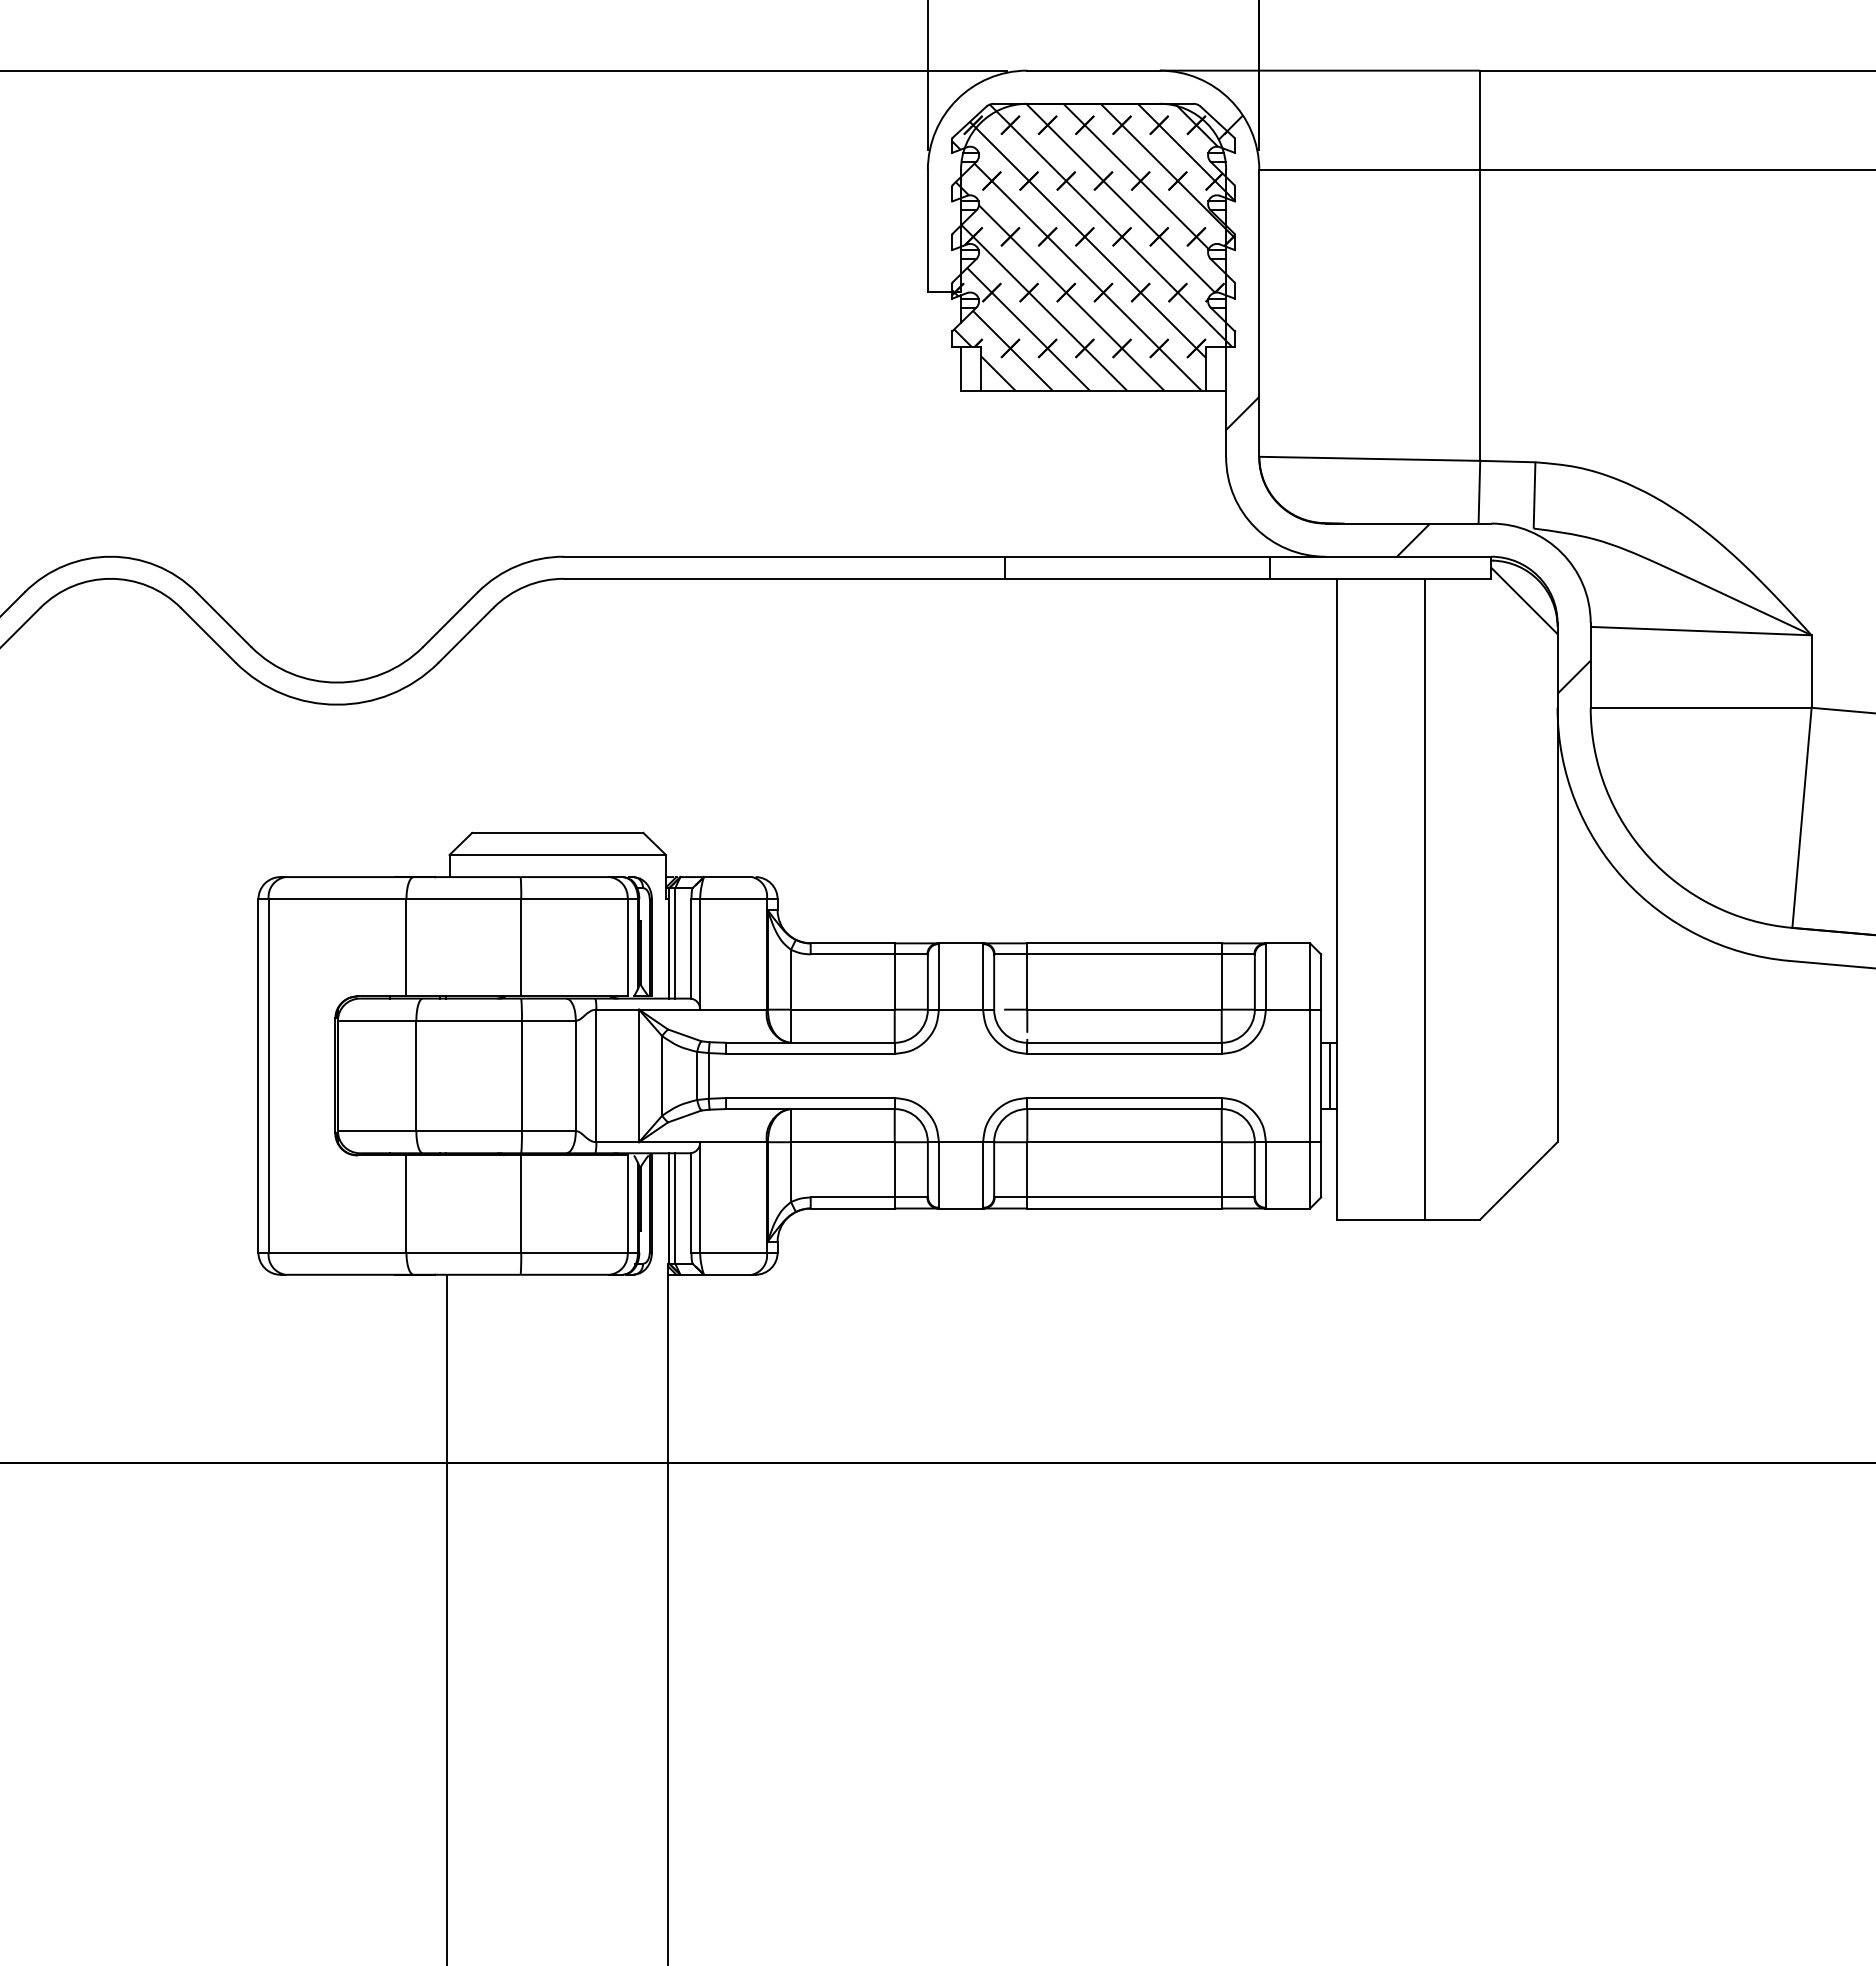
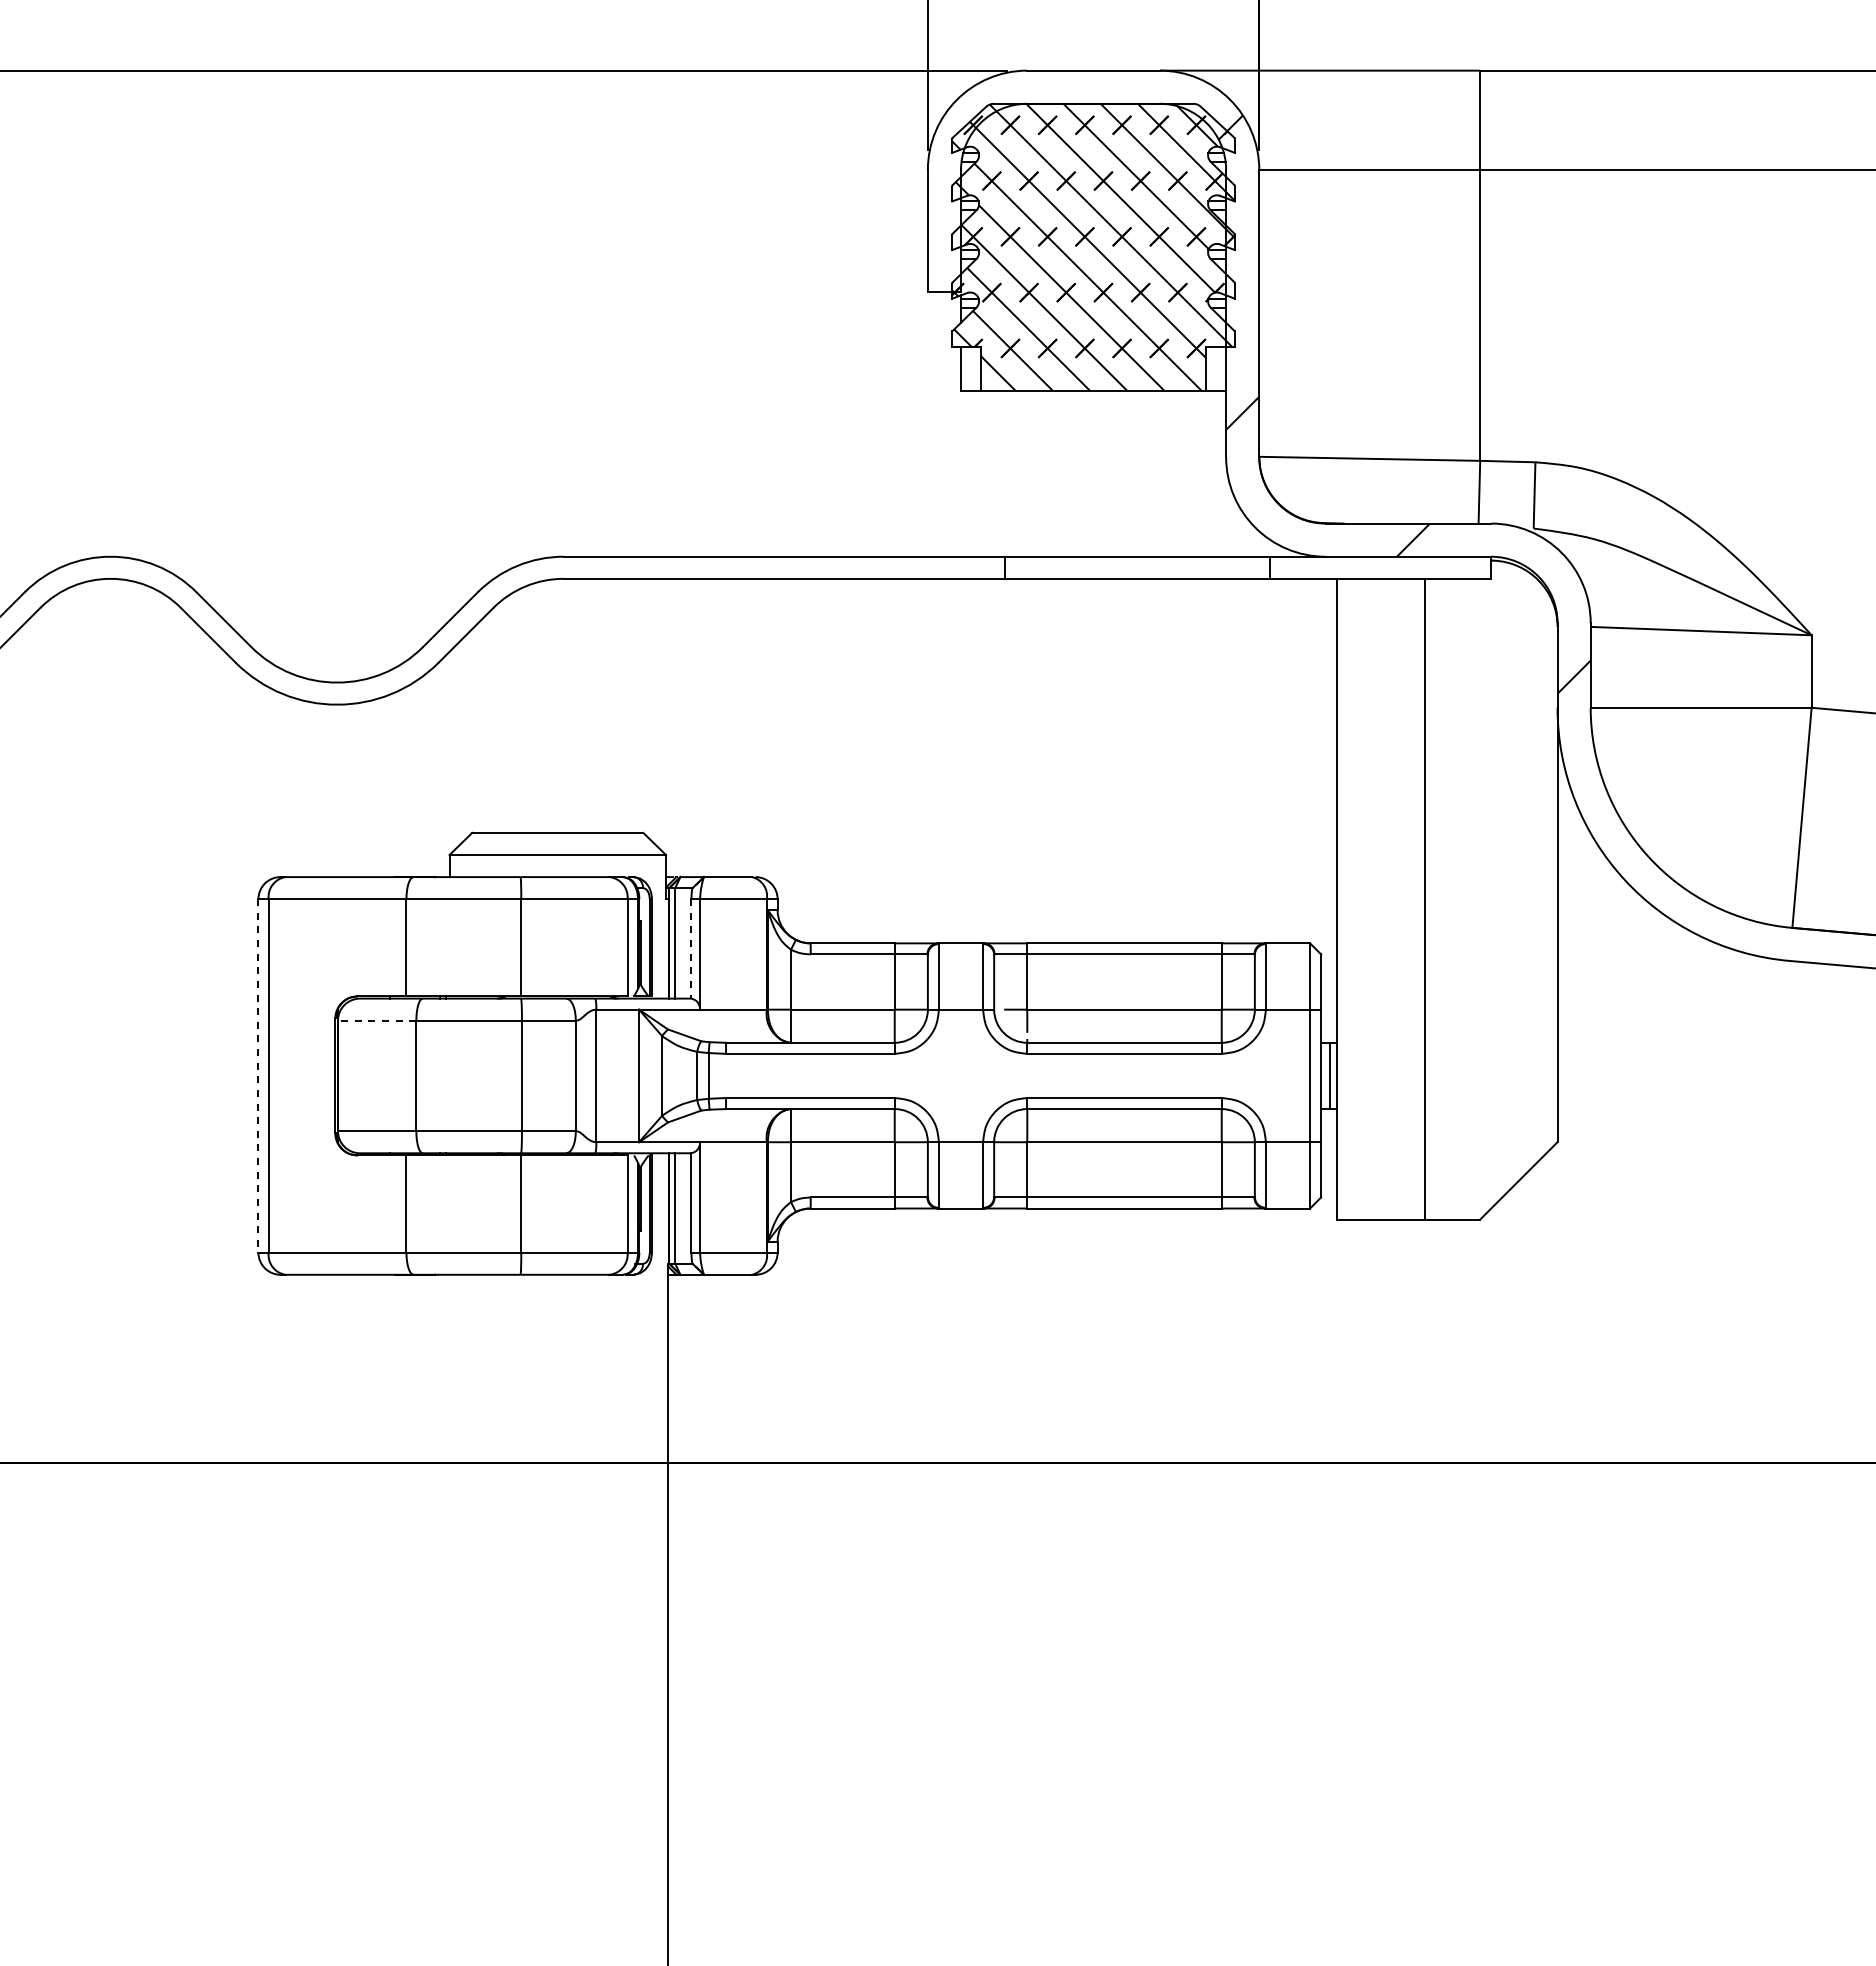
line: present -> none (1524, 600)
line: solid -> dashed (691, 948)
line: solid -> dashed (376, 1020)
line: solid -> dashed (258, 1075)
line: present -> none (447, 1618)
